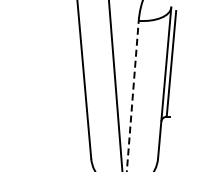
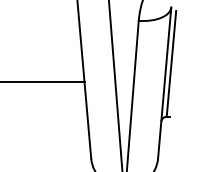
line: none -> present (43, 81)
line: dashed -> solid (132, 95)
